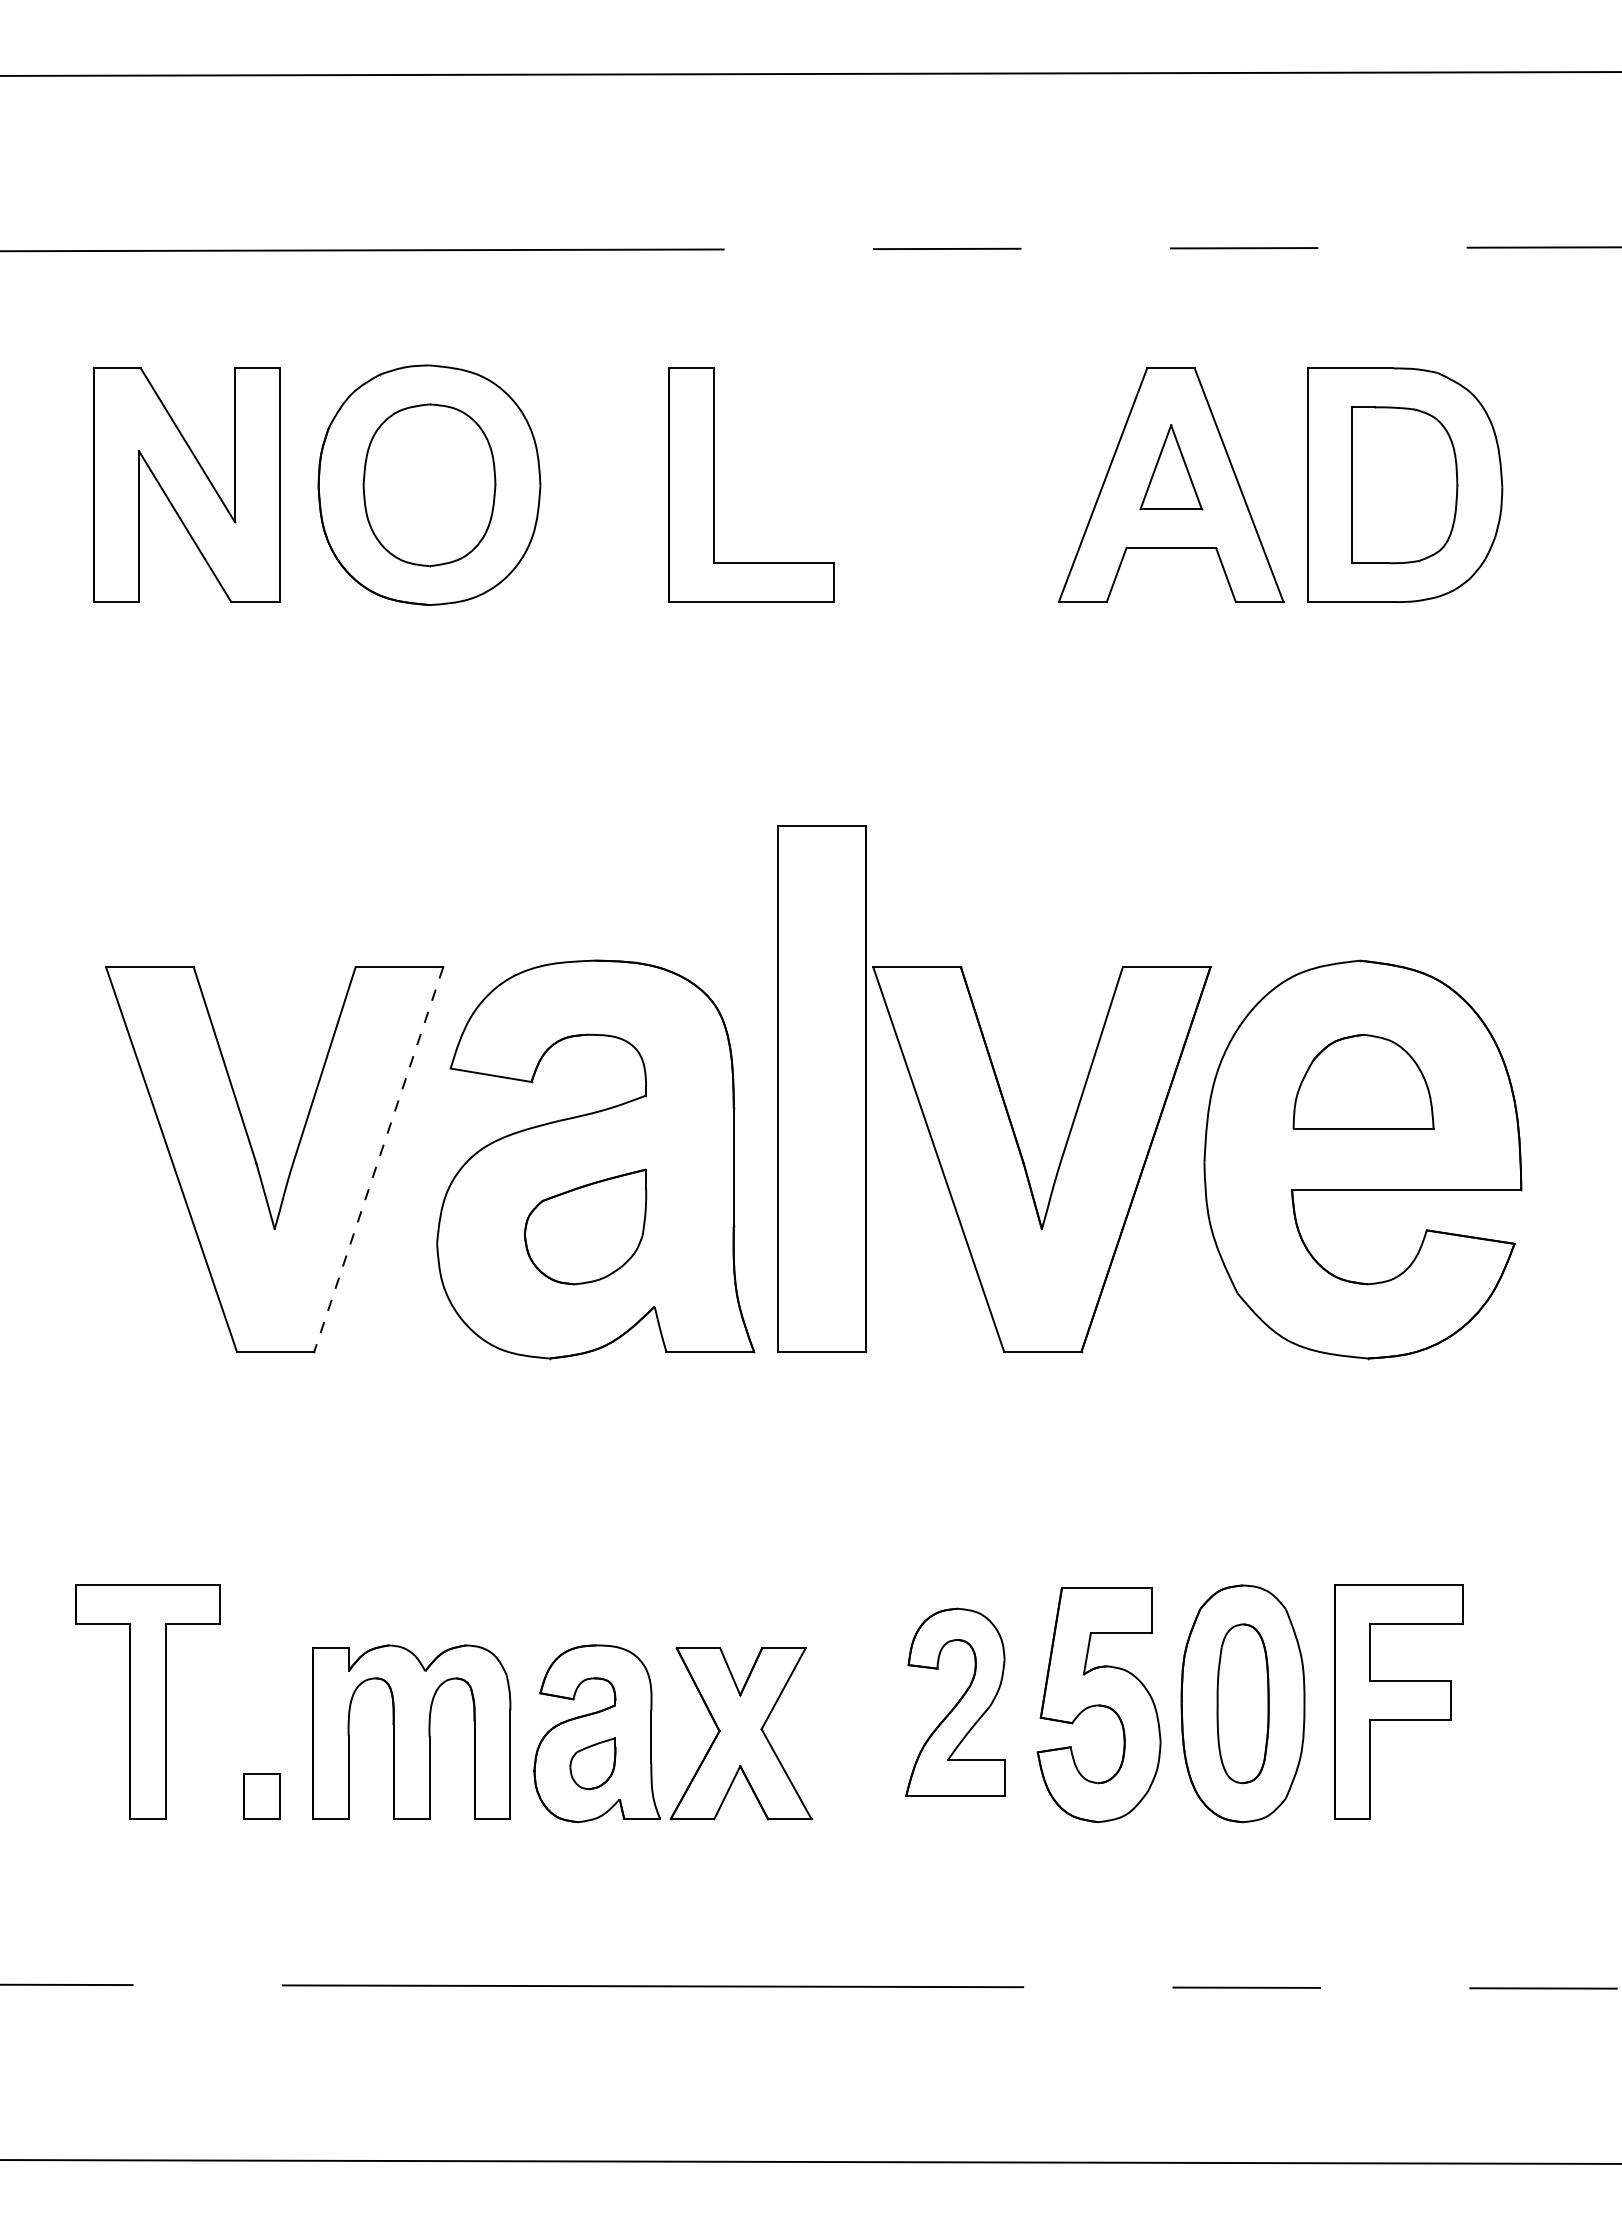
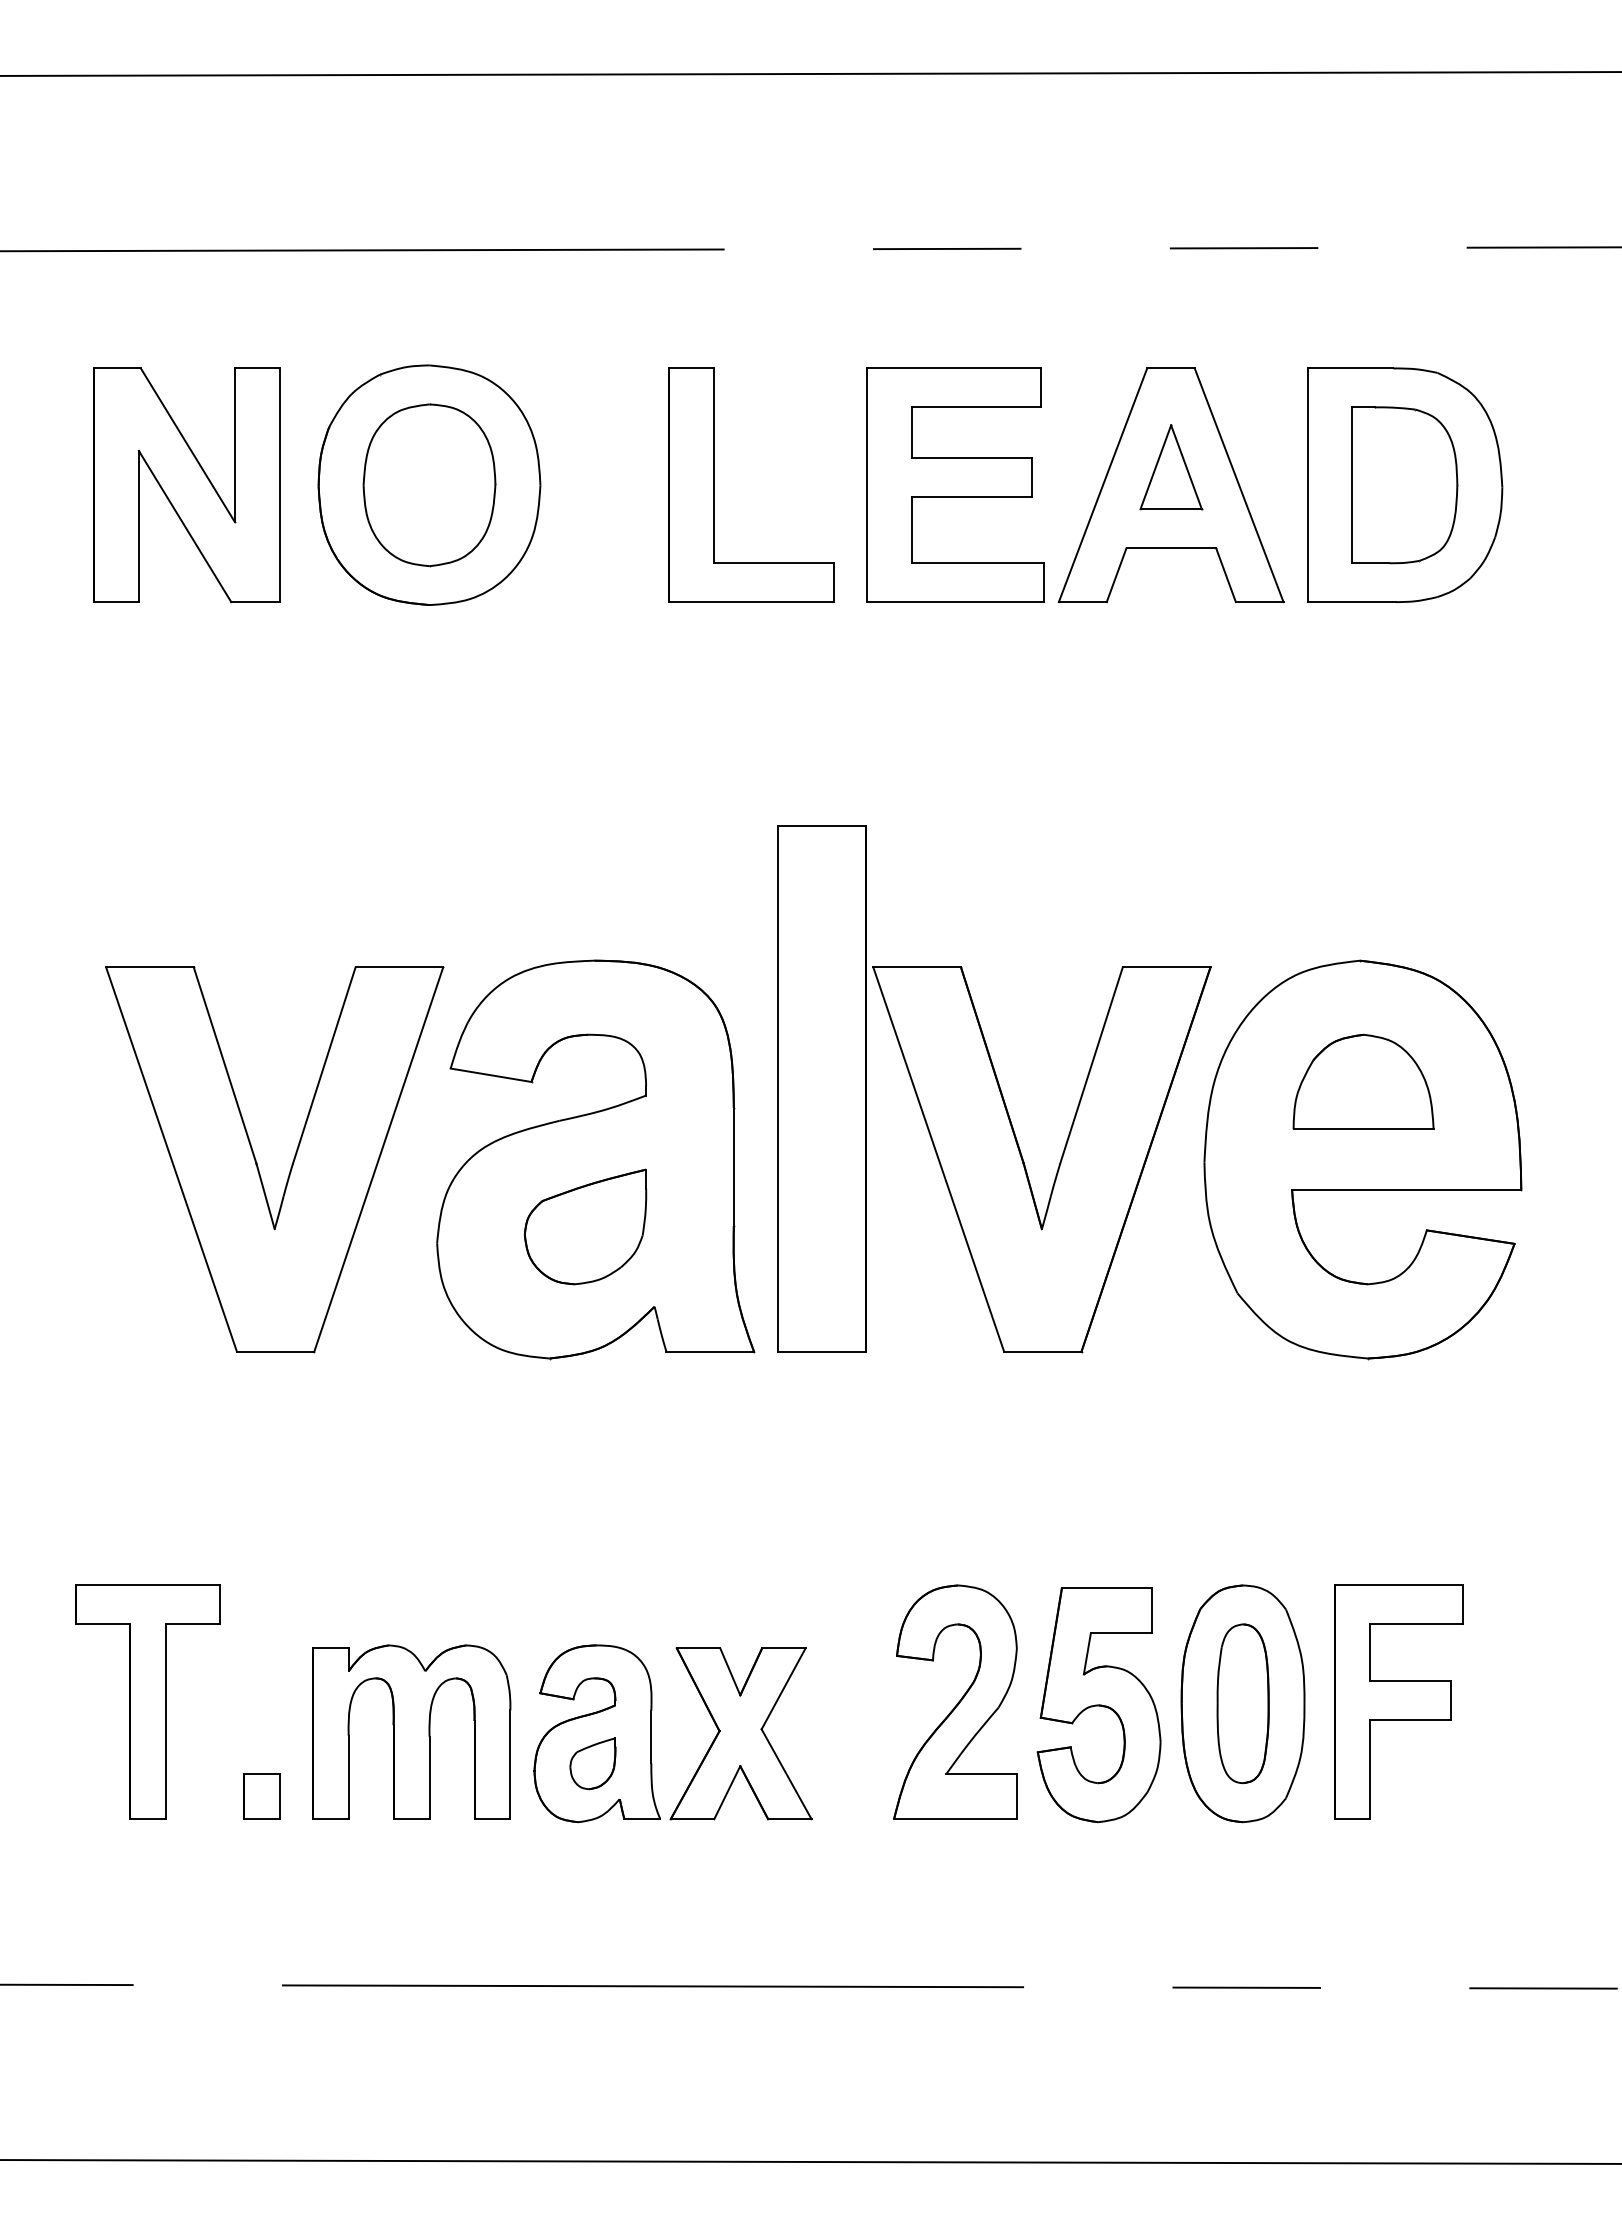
part: none -> present (955, 484)
line: dashed -> solid (378, 1159)
part size: 101x190 px -> 125x236 px (955, 1701)
